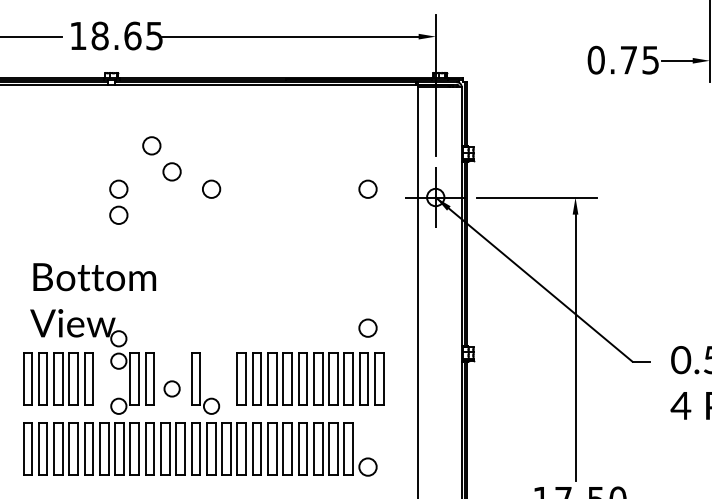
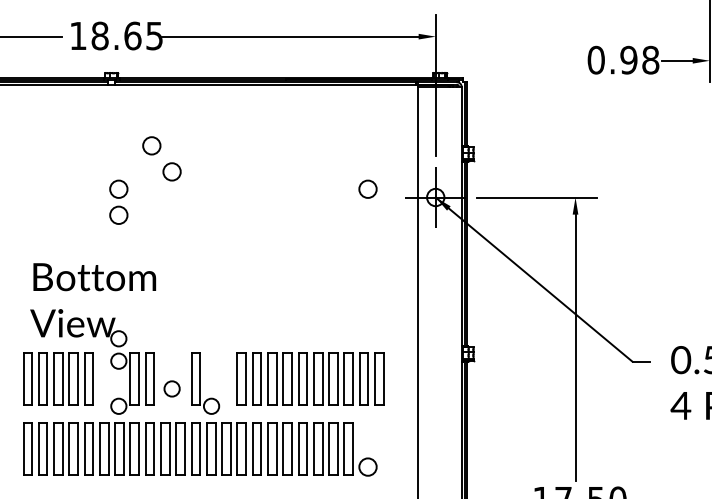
text: 0.75 -> 0.98 (639, 59)
circle: present -> none (211, 188)
circle: present -> none (367, 327)
